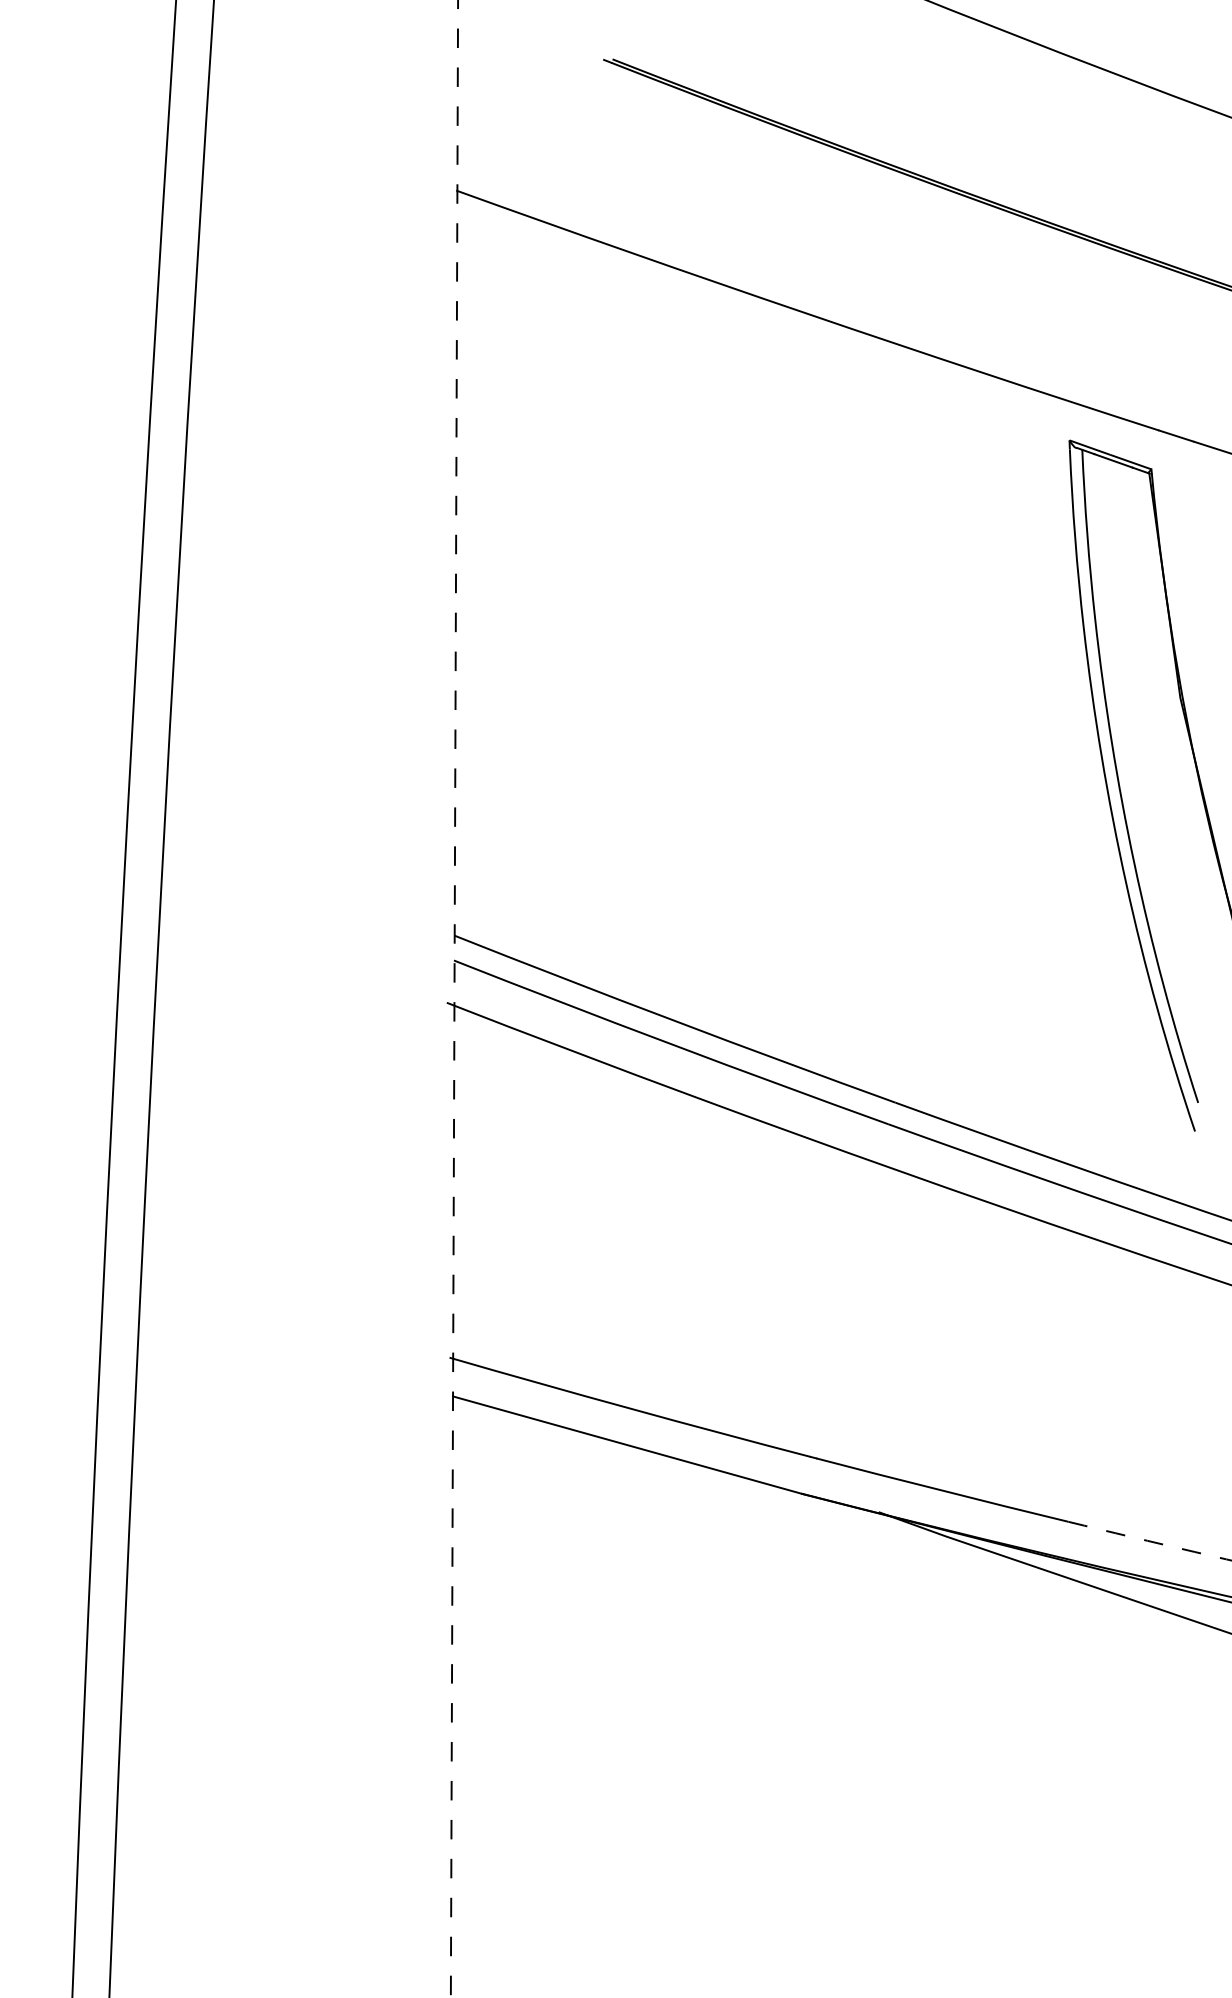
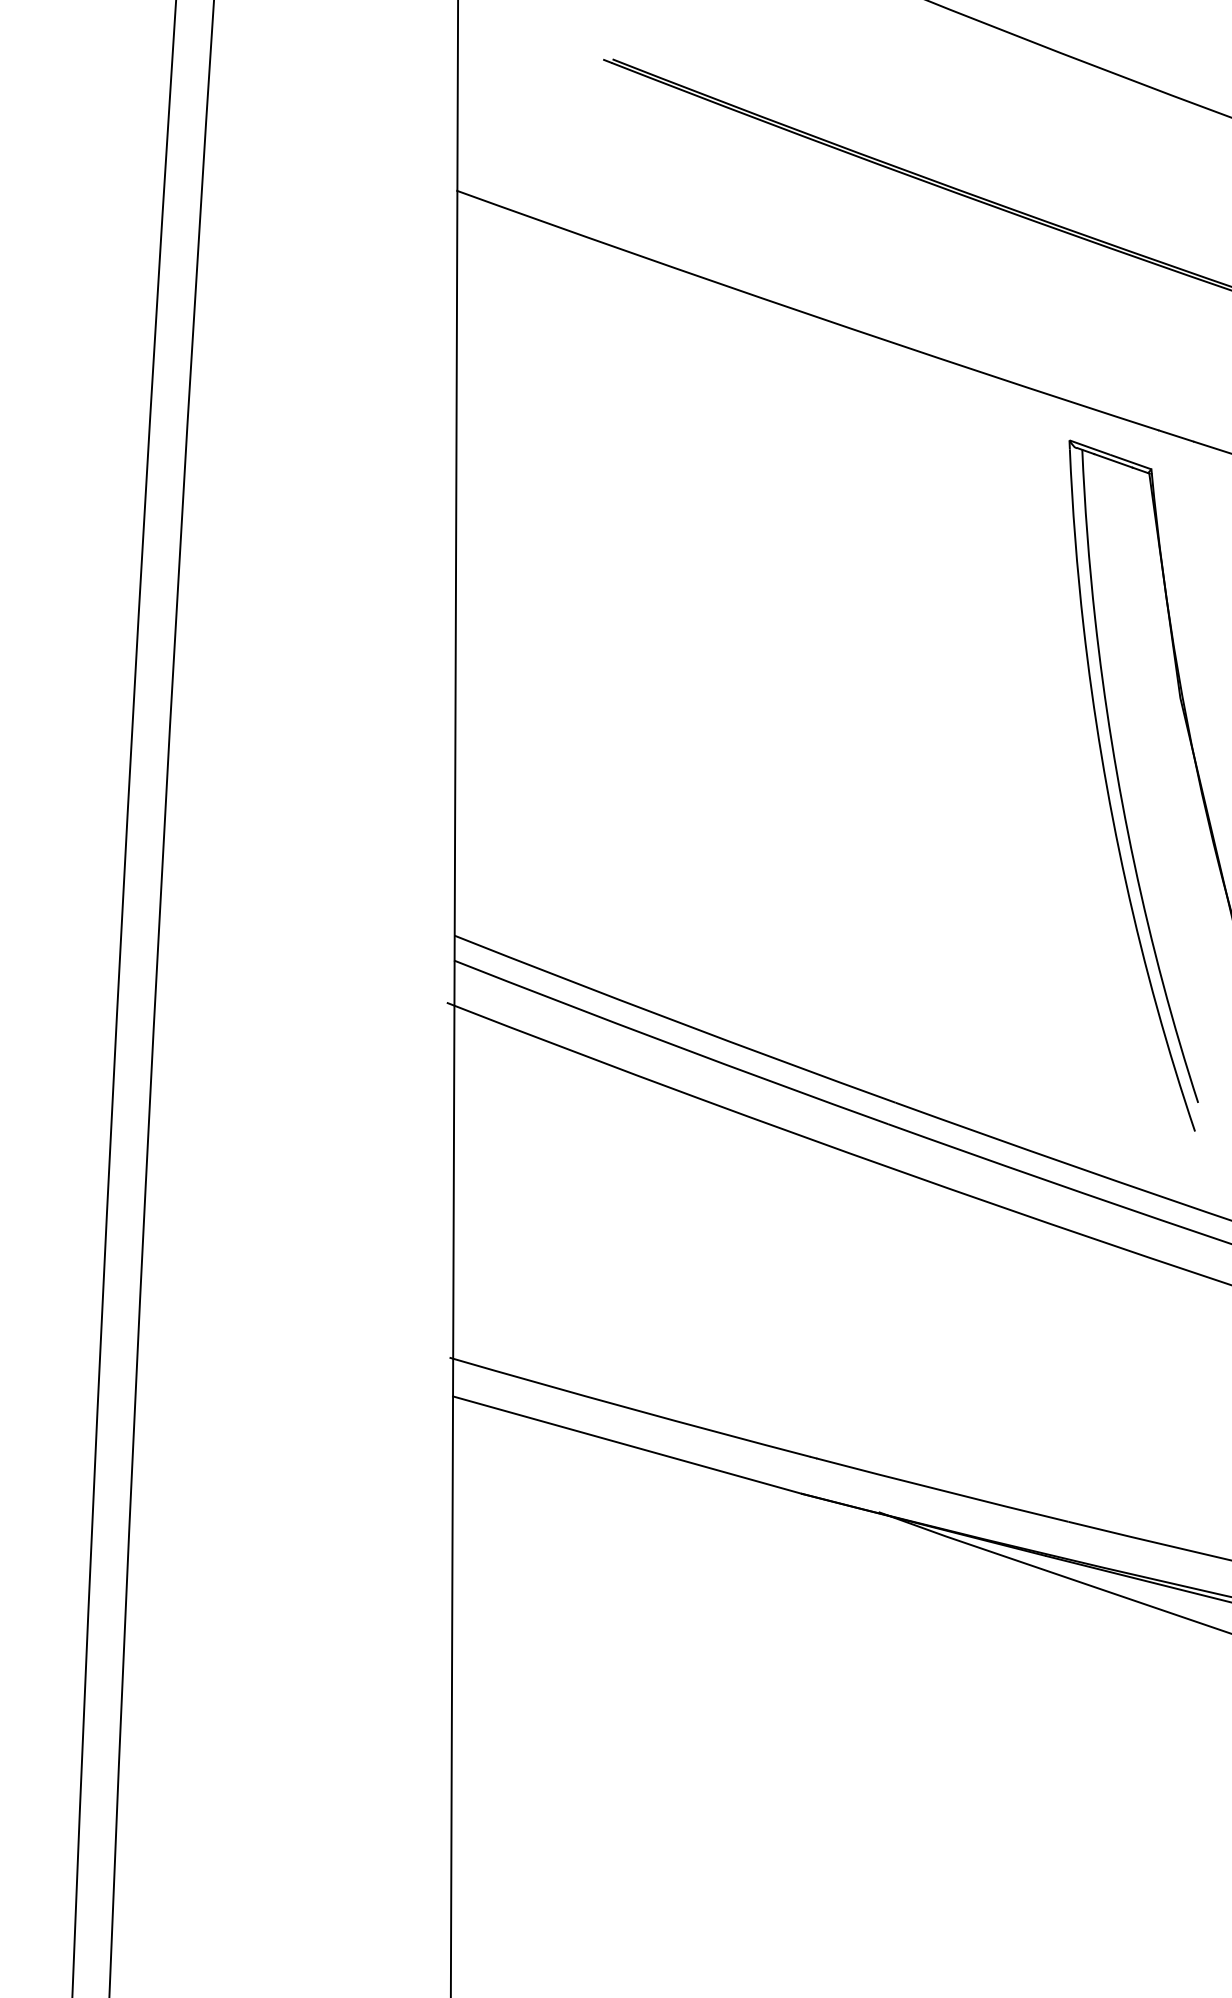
line: dashed -> solid (454, 999)
arc: dashed -> solid (1149, 1541)
